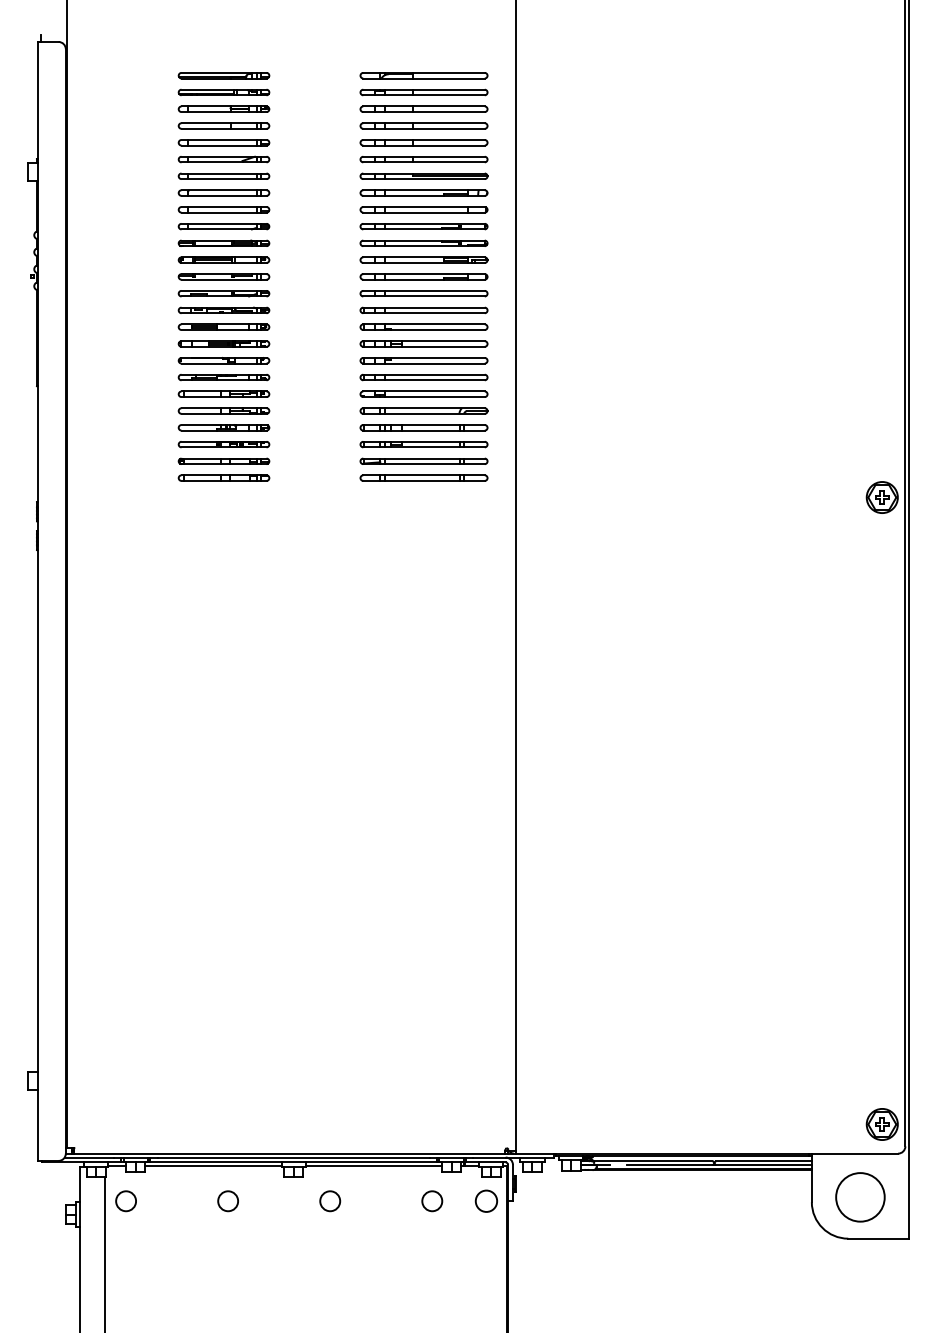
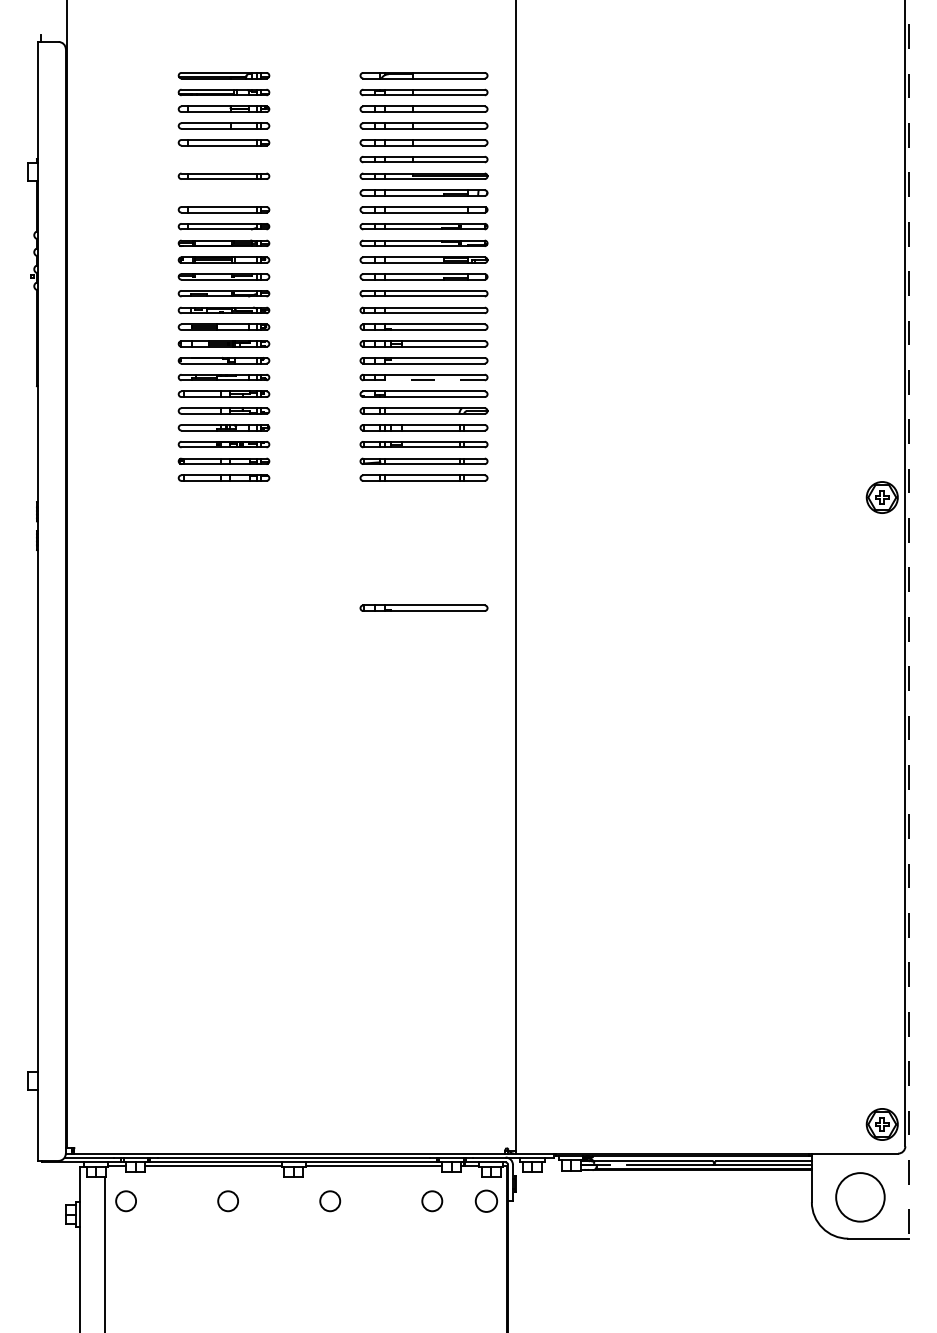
part: present -> none (223, 159)
part: present -> none (223, 192)
line: solid -> dashed (424, 380)
part: none -> present (423, 607)
line: solid -> dashed (909, 619)
